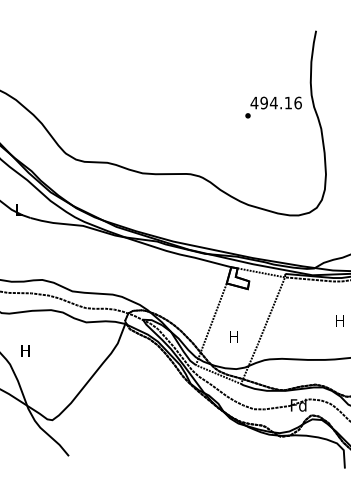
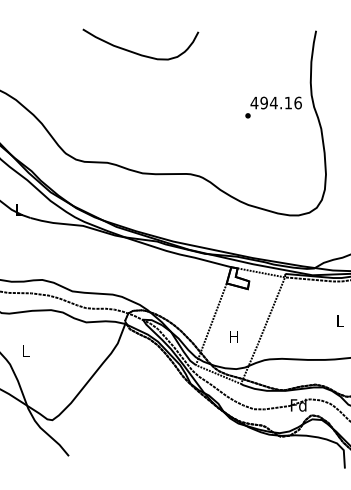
curve: none -> present (136, 52)
text: H -> L (339, 320)
text: H -> L (25, 350)
